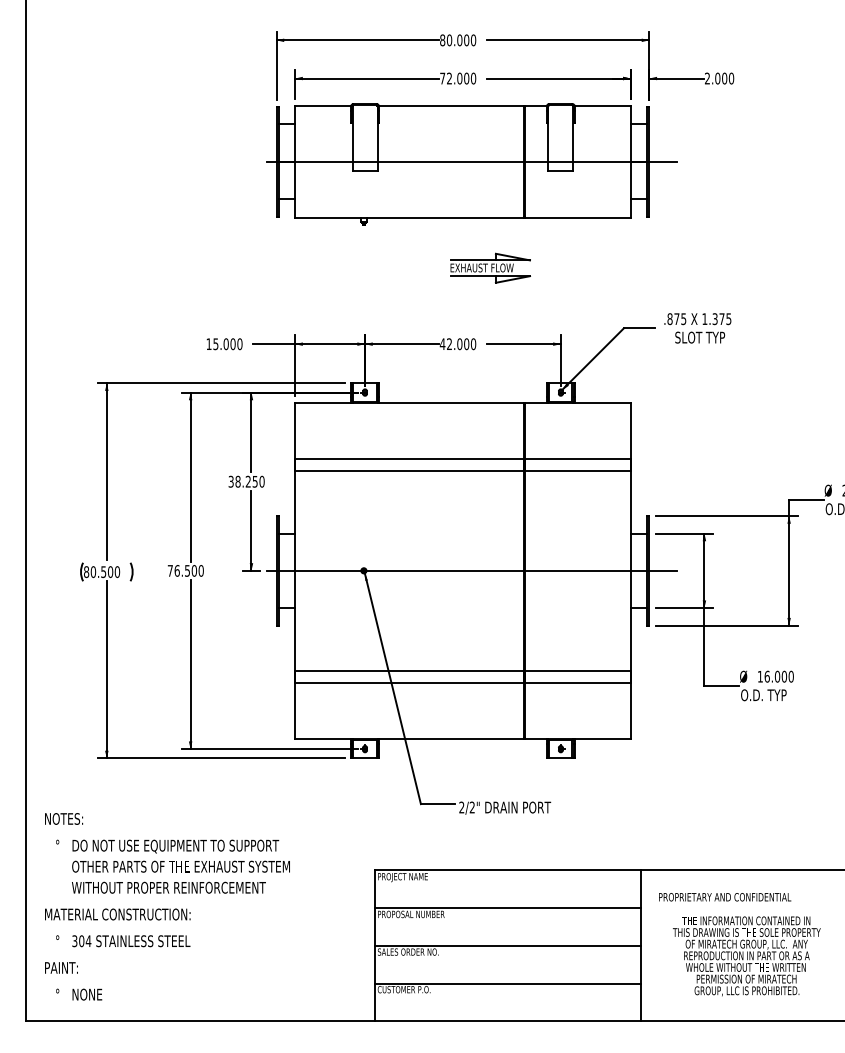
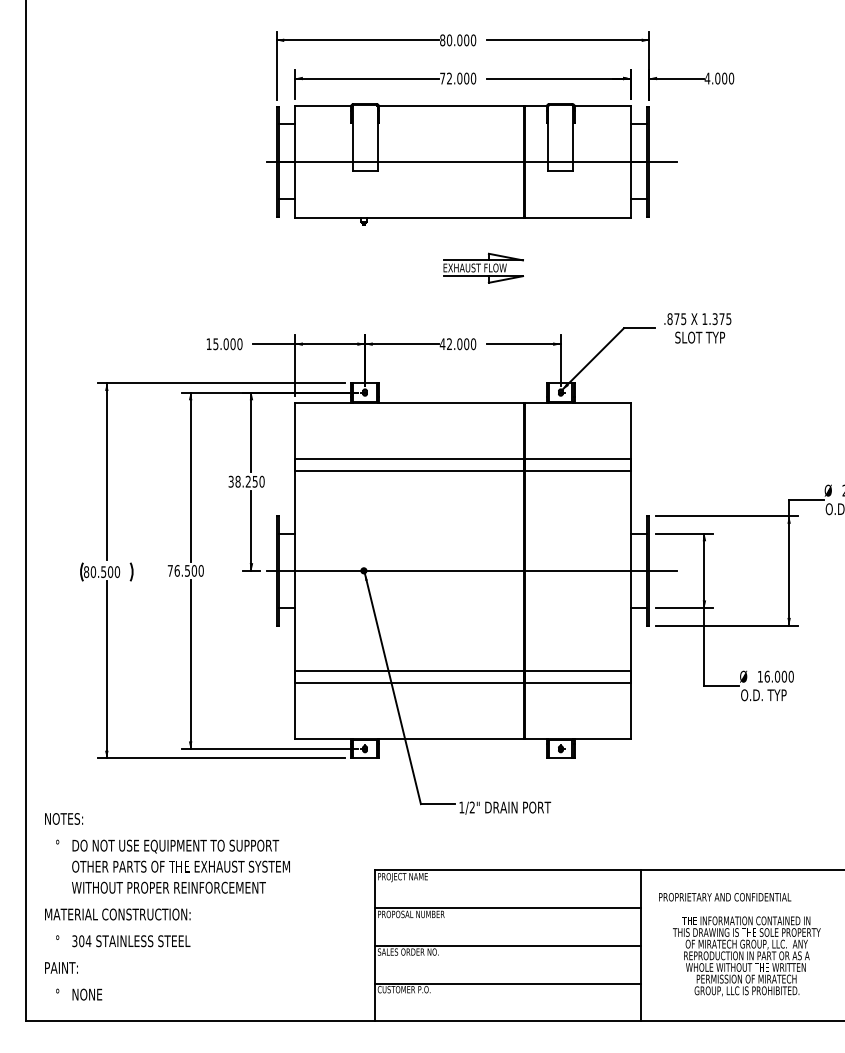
text: 2.000 -> 4.000 (707, 78)
part position: (490, 267) -> (483, 267) (483, 267)
text: 2/2" -> 1/2" (461, 807)
